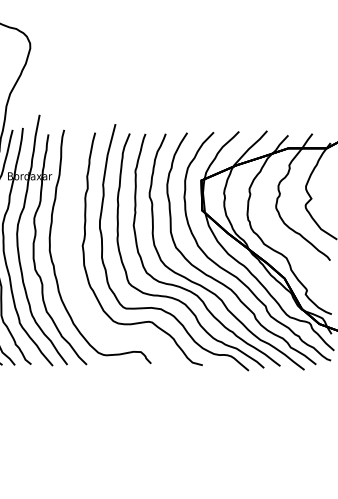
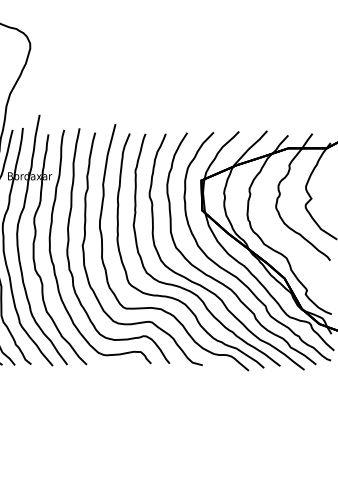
part: none -> present (69, 242)
